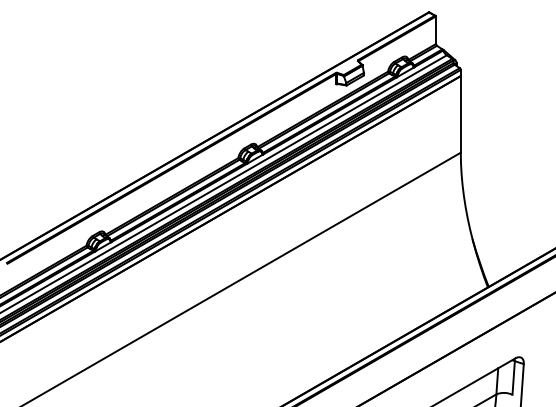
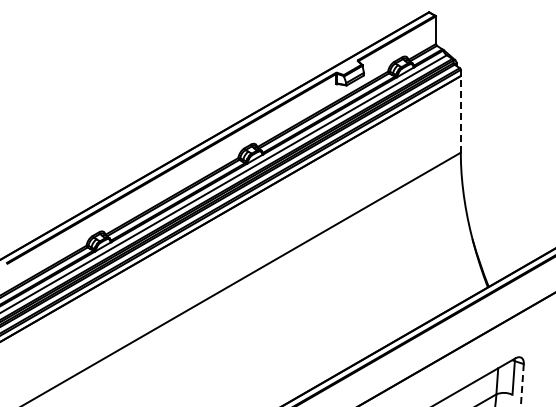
line: solid -> dashed (460, 113)
line: solid -> dashed (522, 386)
